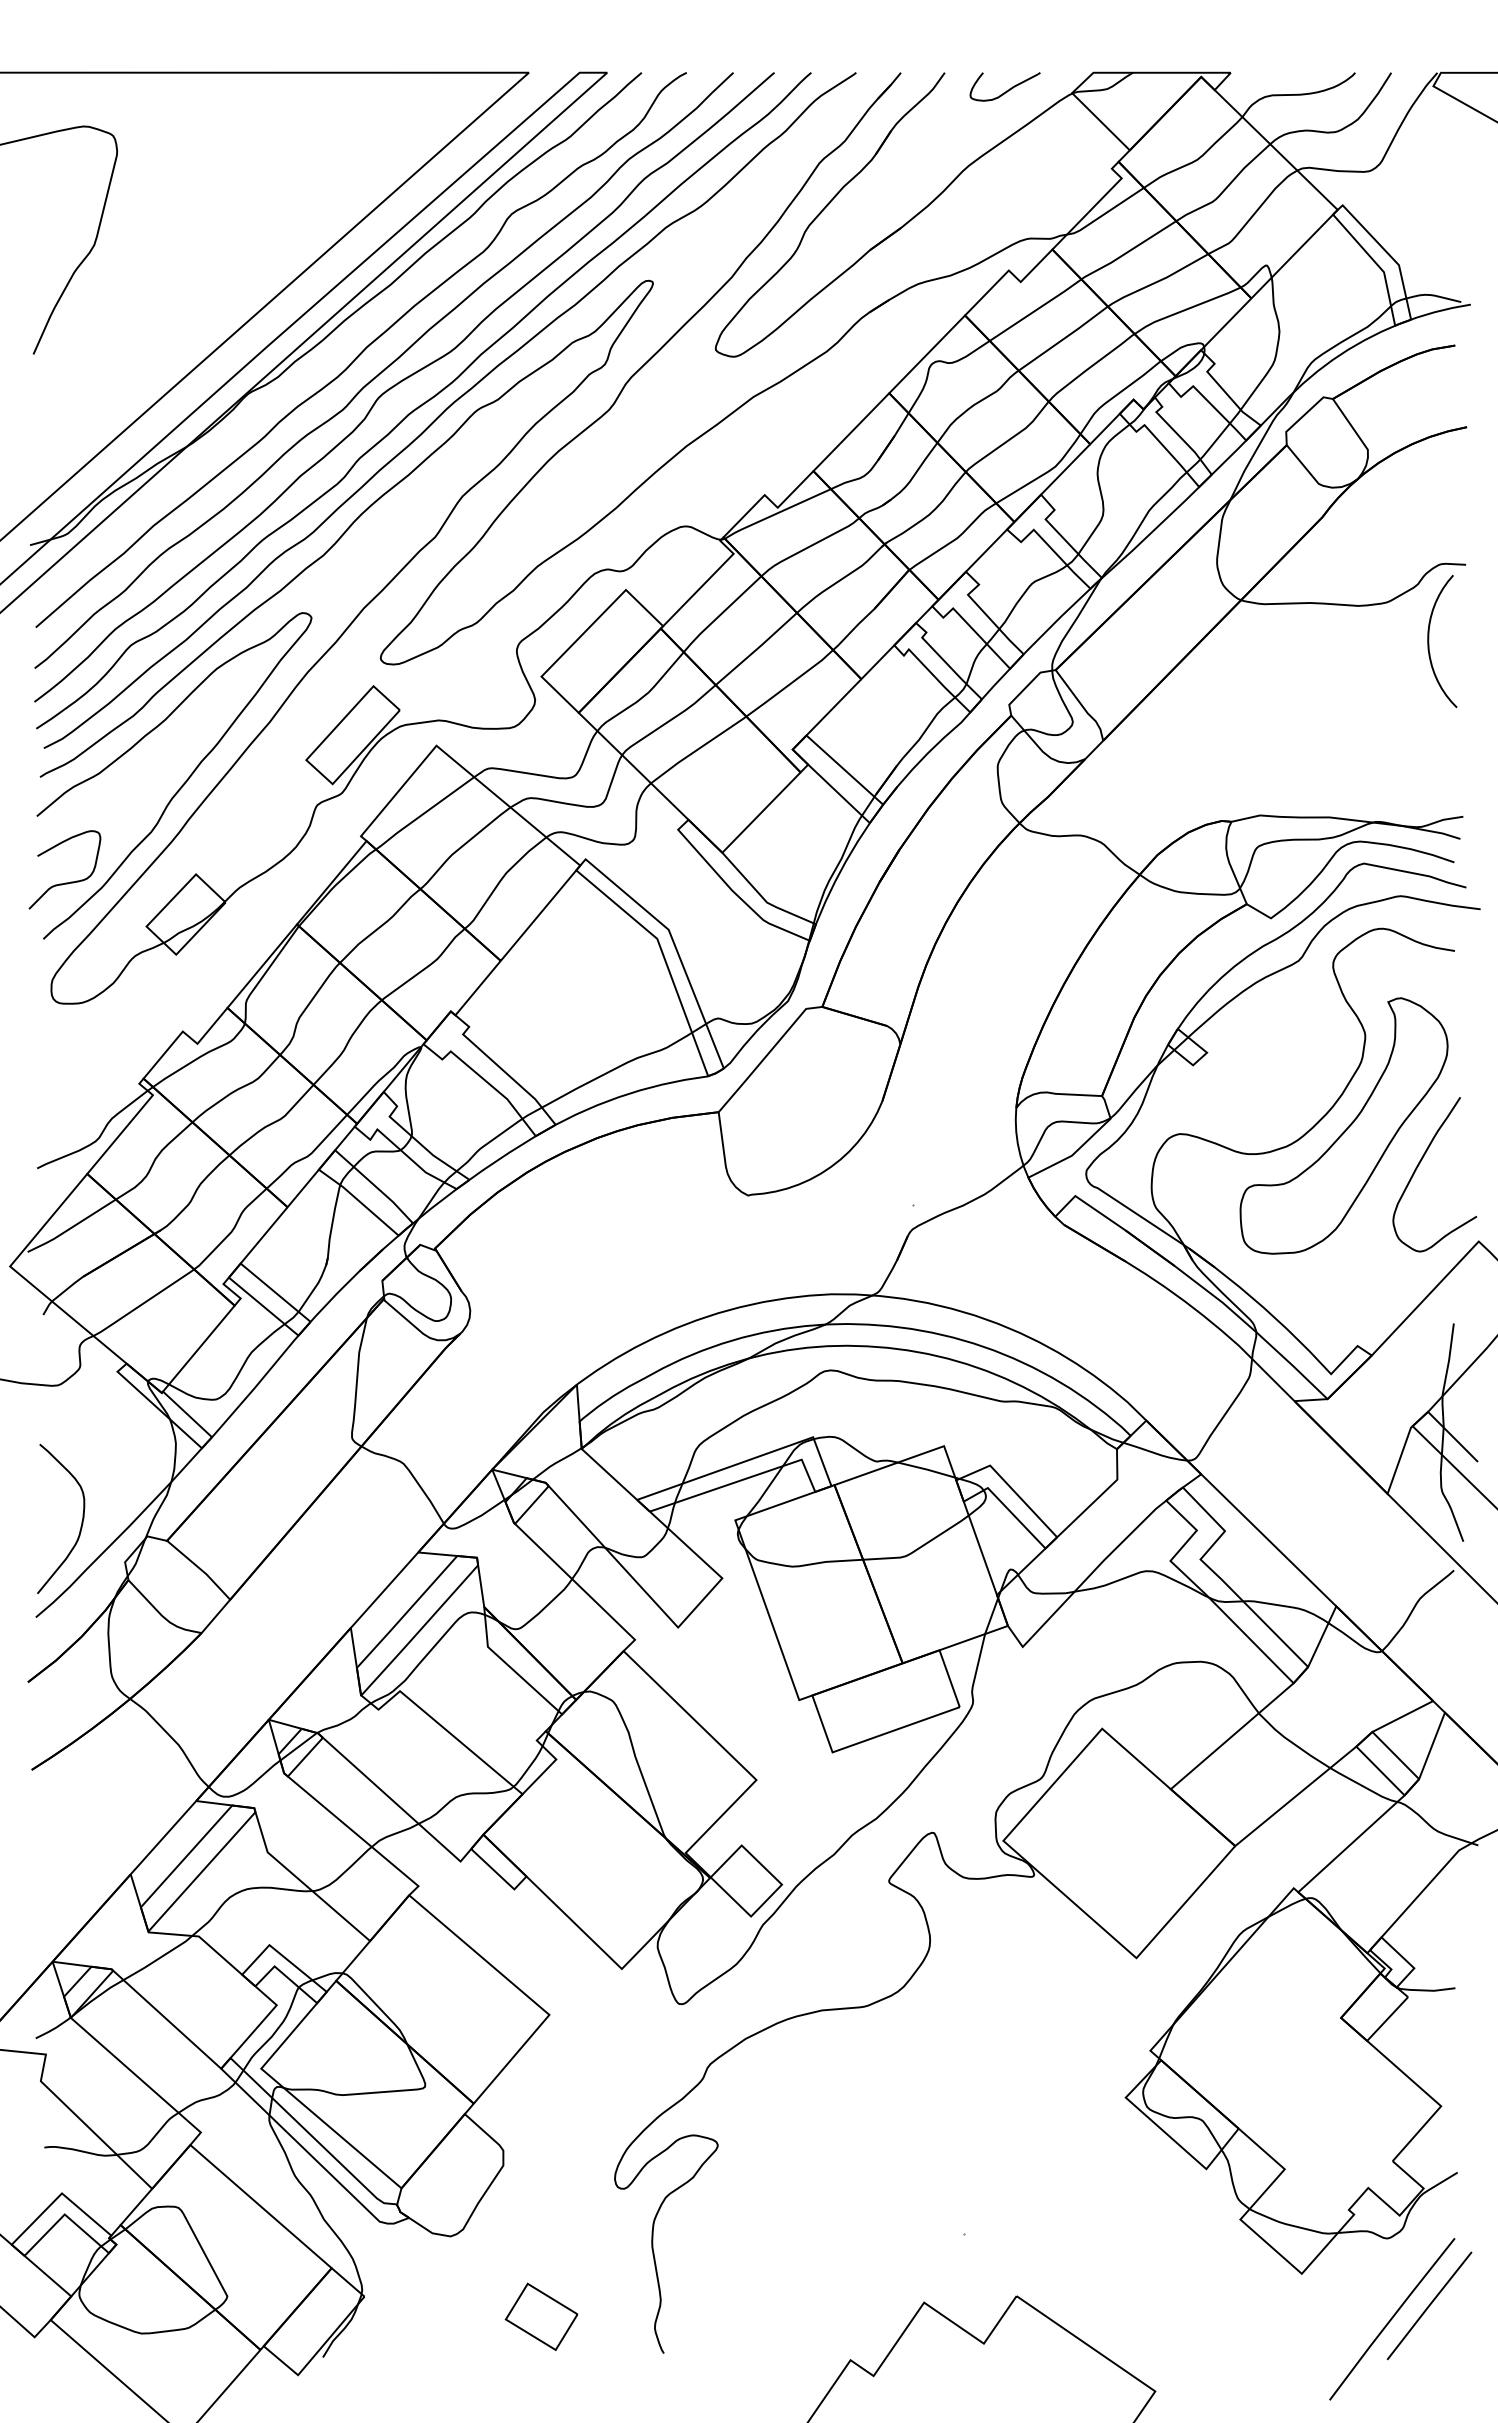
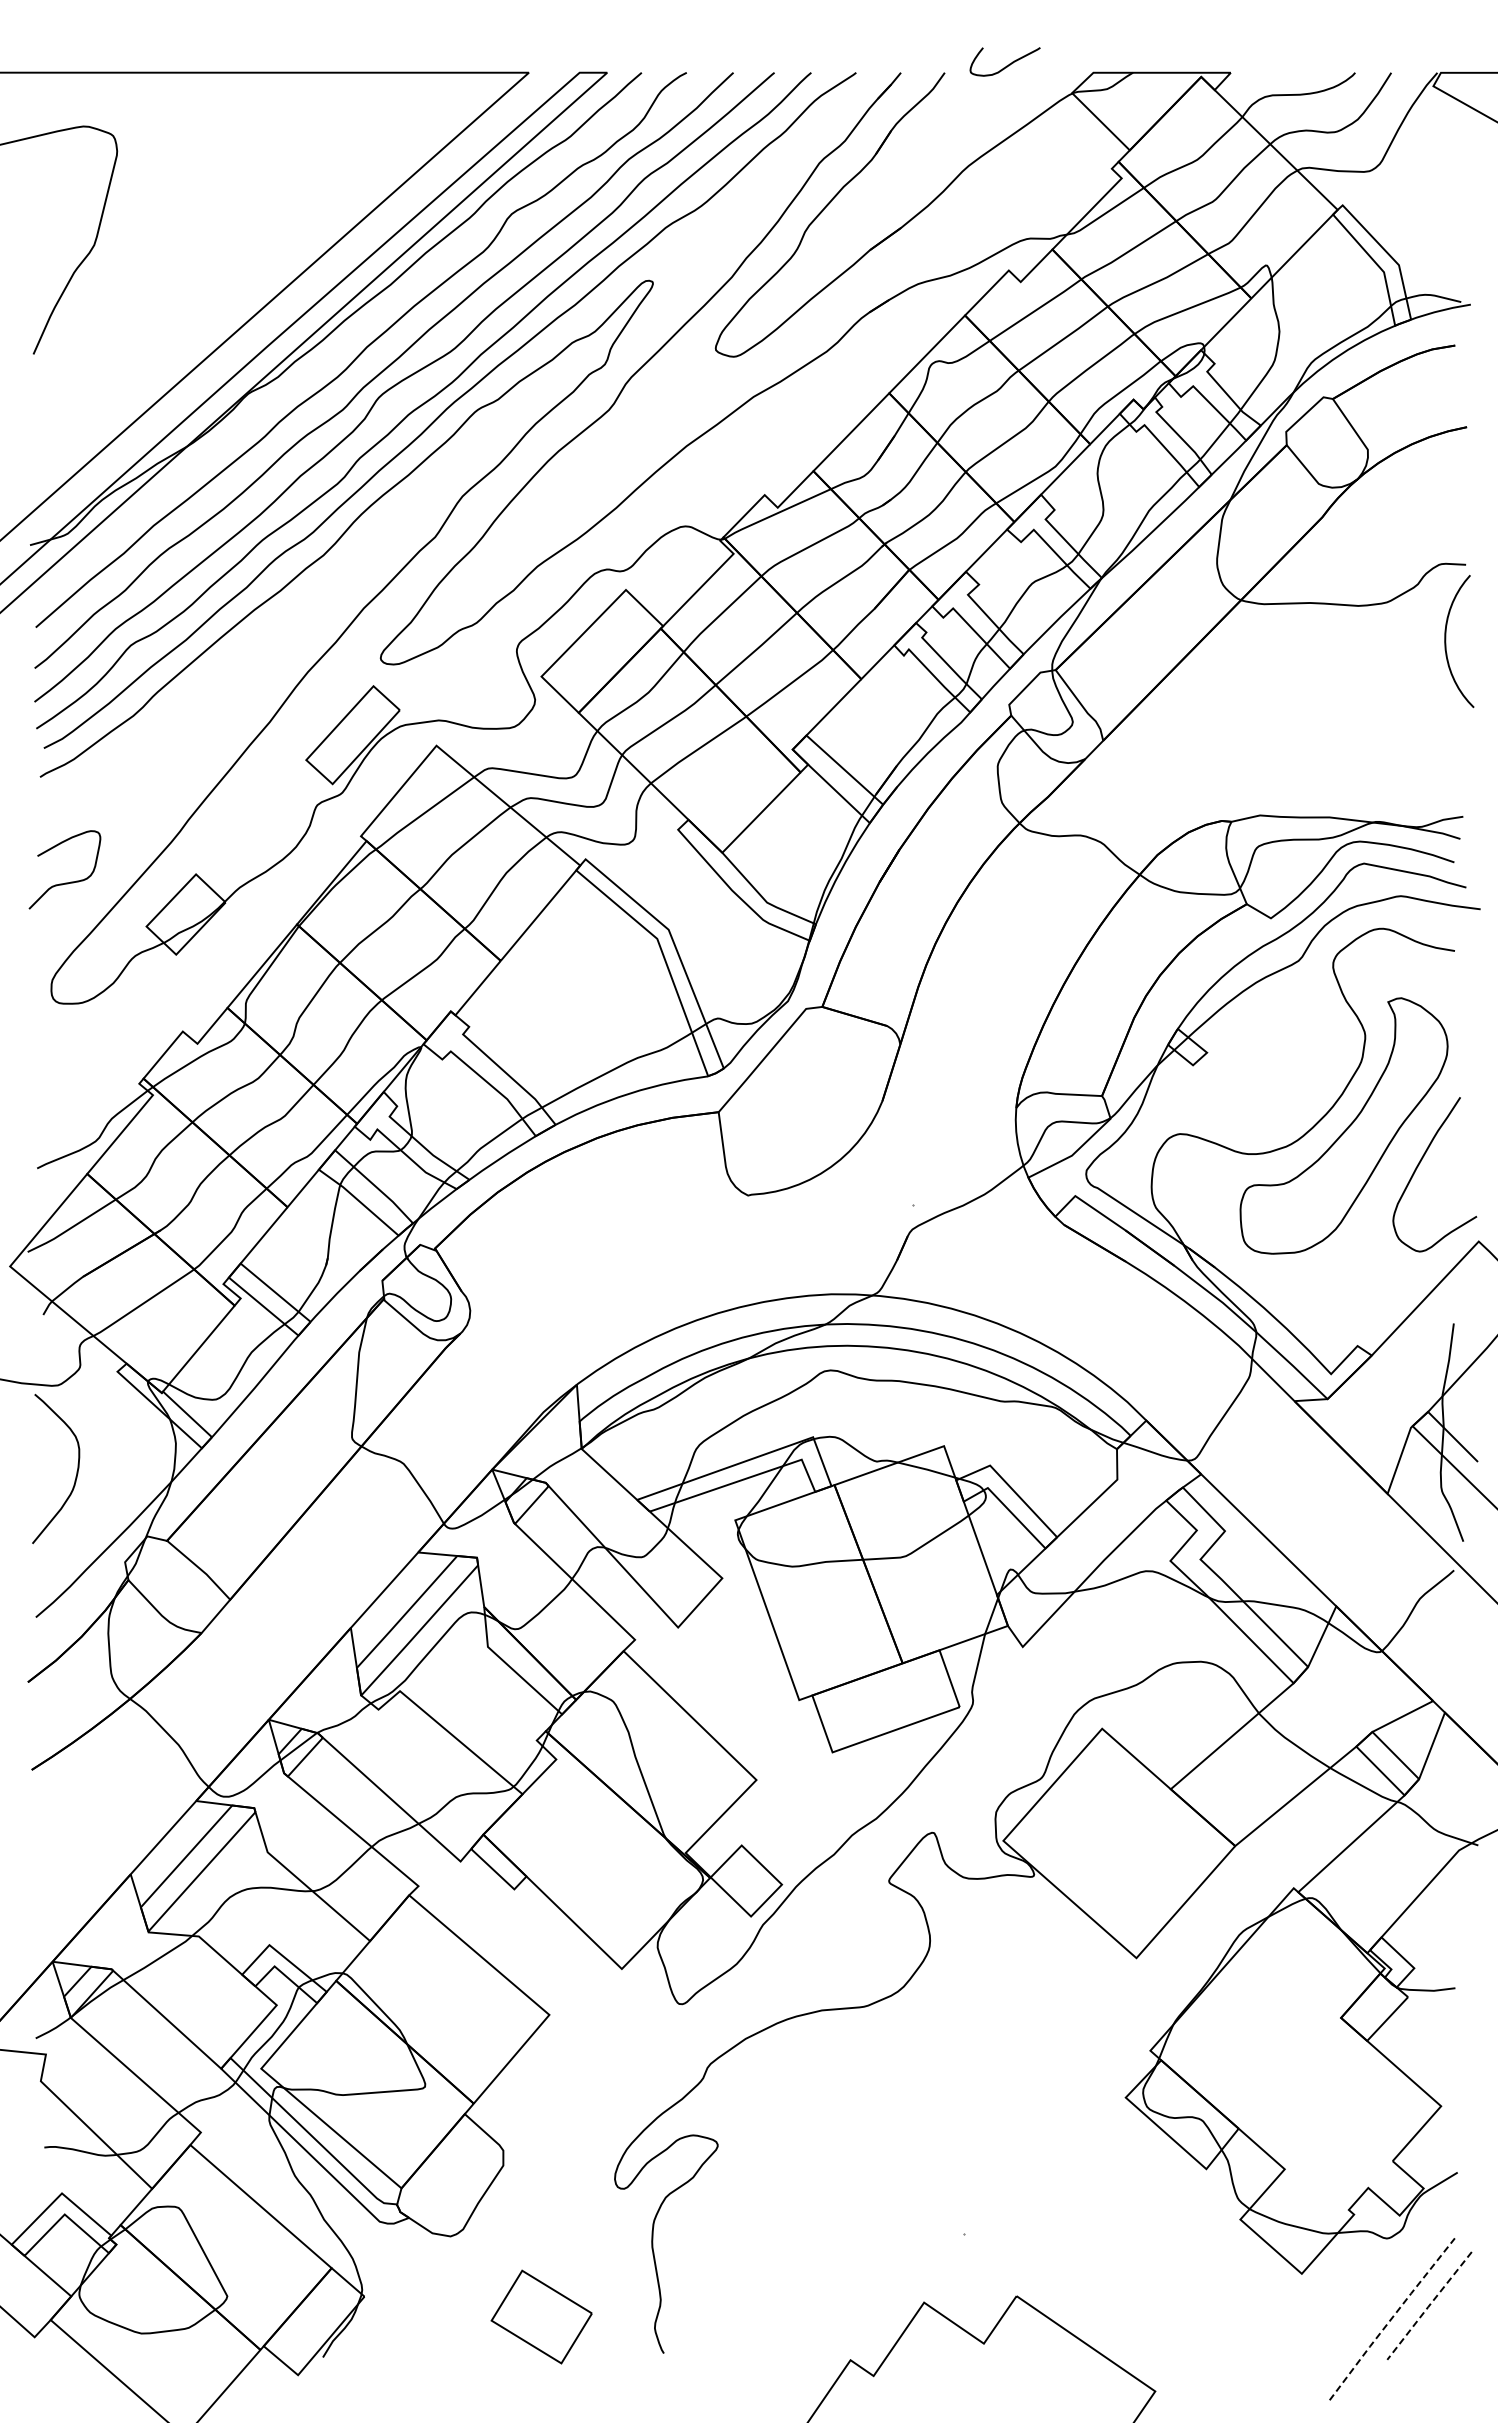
curve position: (1006, 90) -> (1006, 65) (1006, 65)
curve position: (1429, 641) -> (1446, 641) (1446, 641)
curve: present -> none (183, 783)
curve position: (81, 1521) -> (76, 1471) (76, 1471)
line: solid -> dashed (1428, 2306)
part size: 75x69 px -> 103x96 px (541, 2316)
line: solid -> dashed (1391, 2318)
